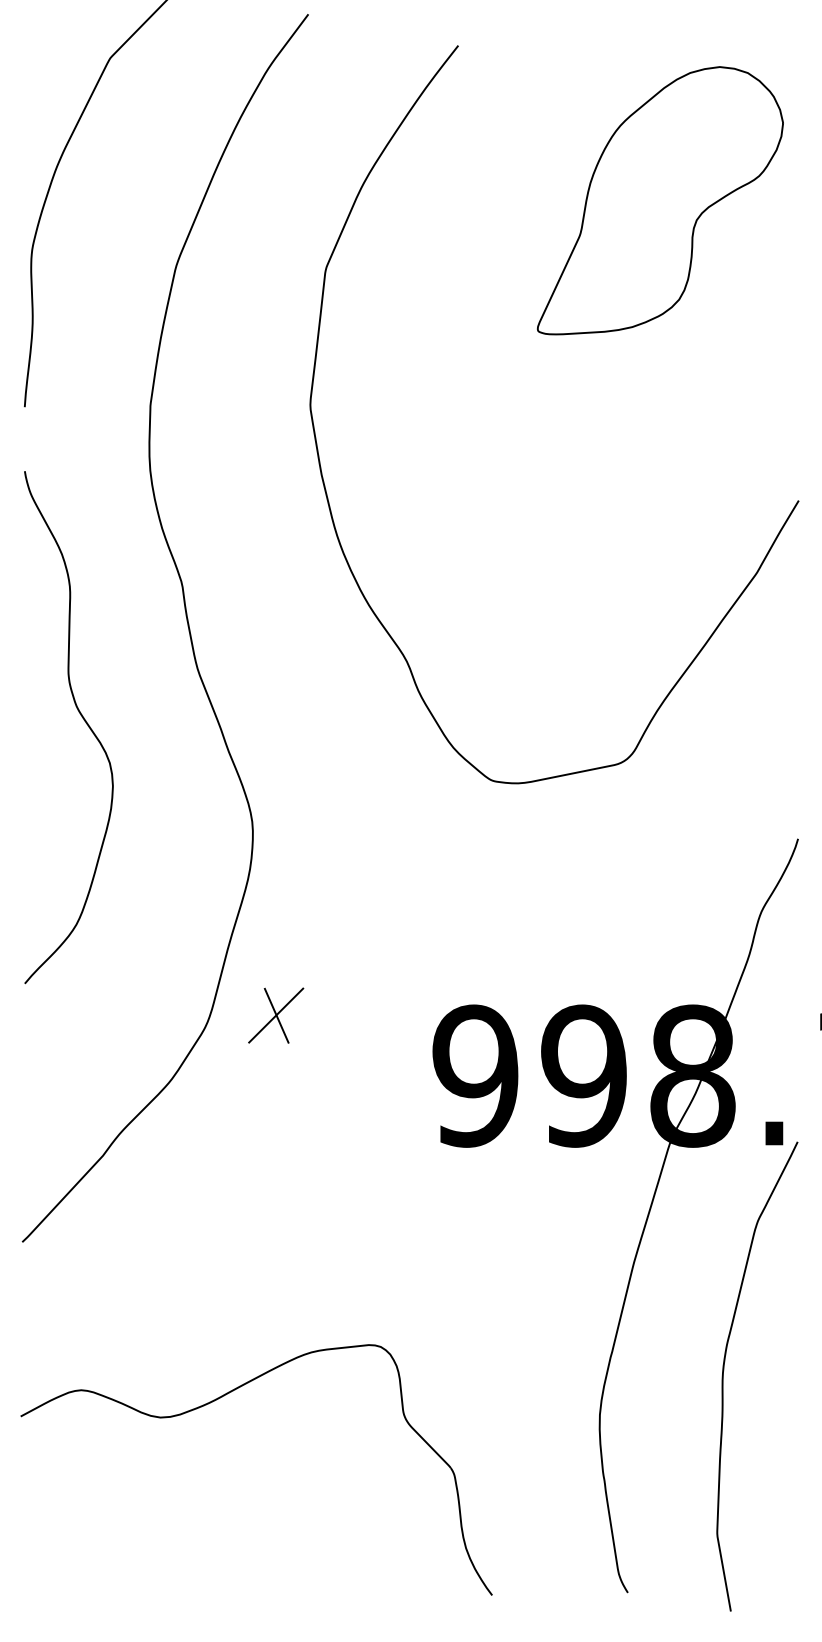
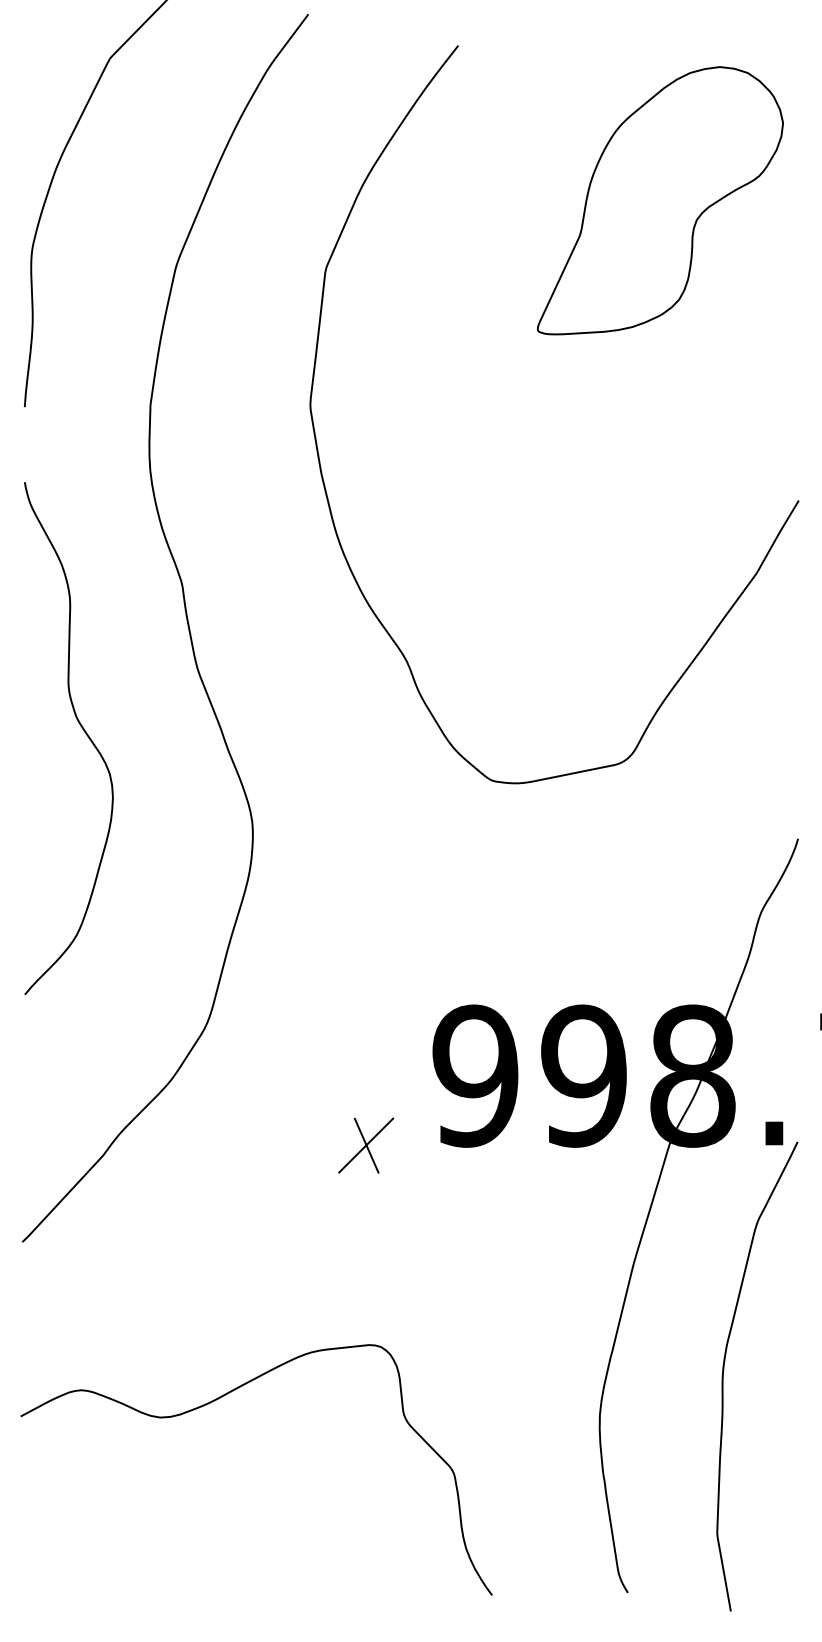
curve position: (83, 720) -> (83, 731) (83, 731)
part position: (276, 1015) -> (366, 1145) (366, 1145)
